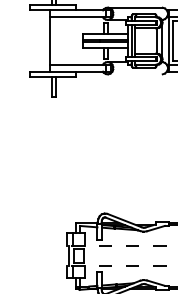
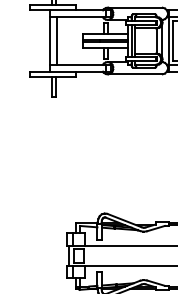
line: none -> present (56, 40)
line: none -> present (135, 74)
line: dashed -> solid (122, 245)
line: dashed -> solid (122, 266)
